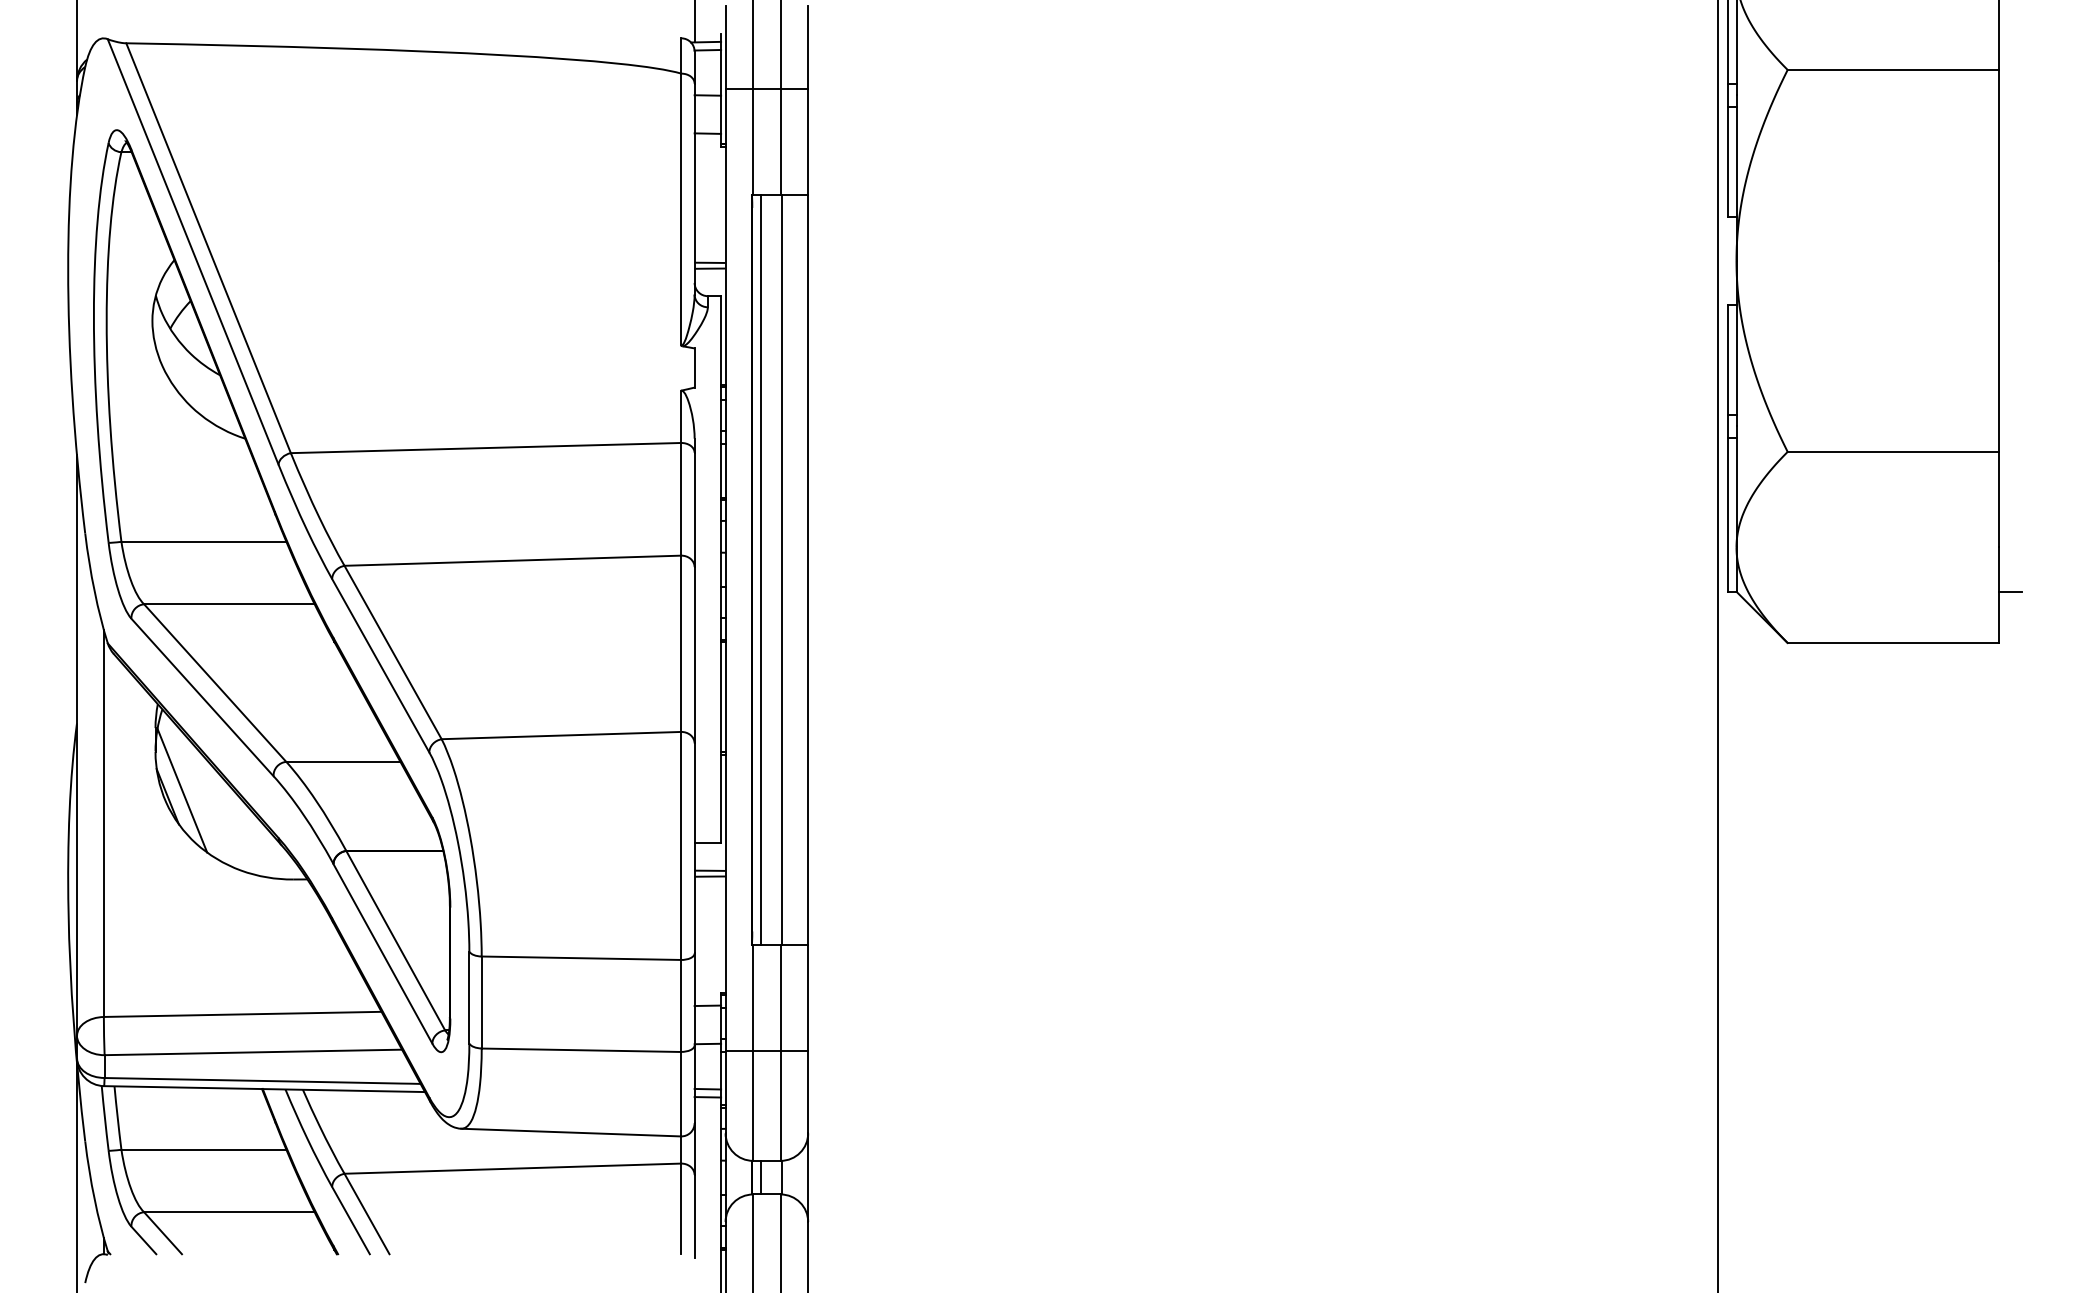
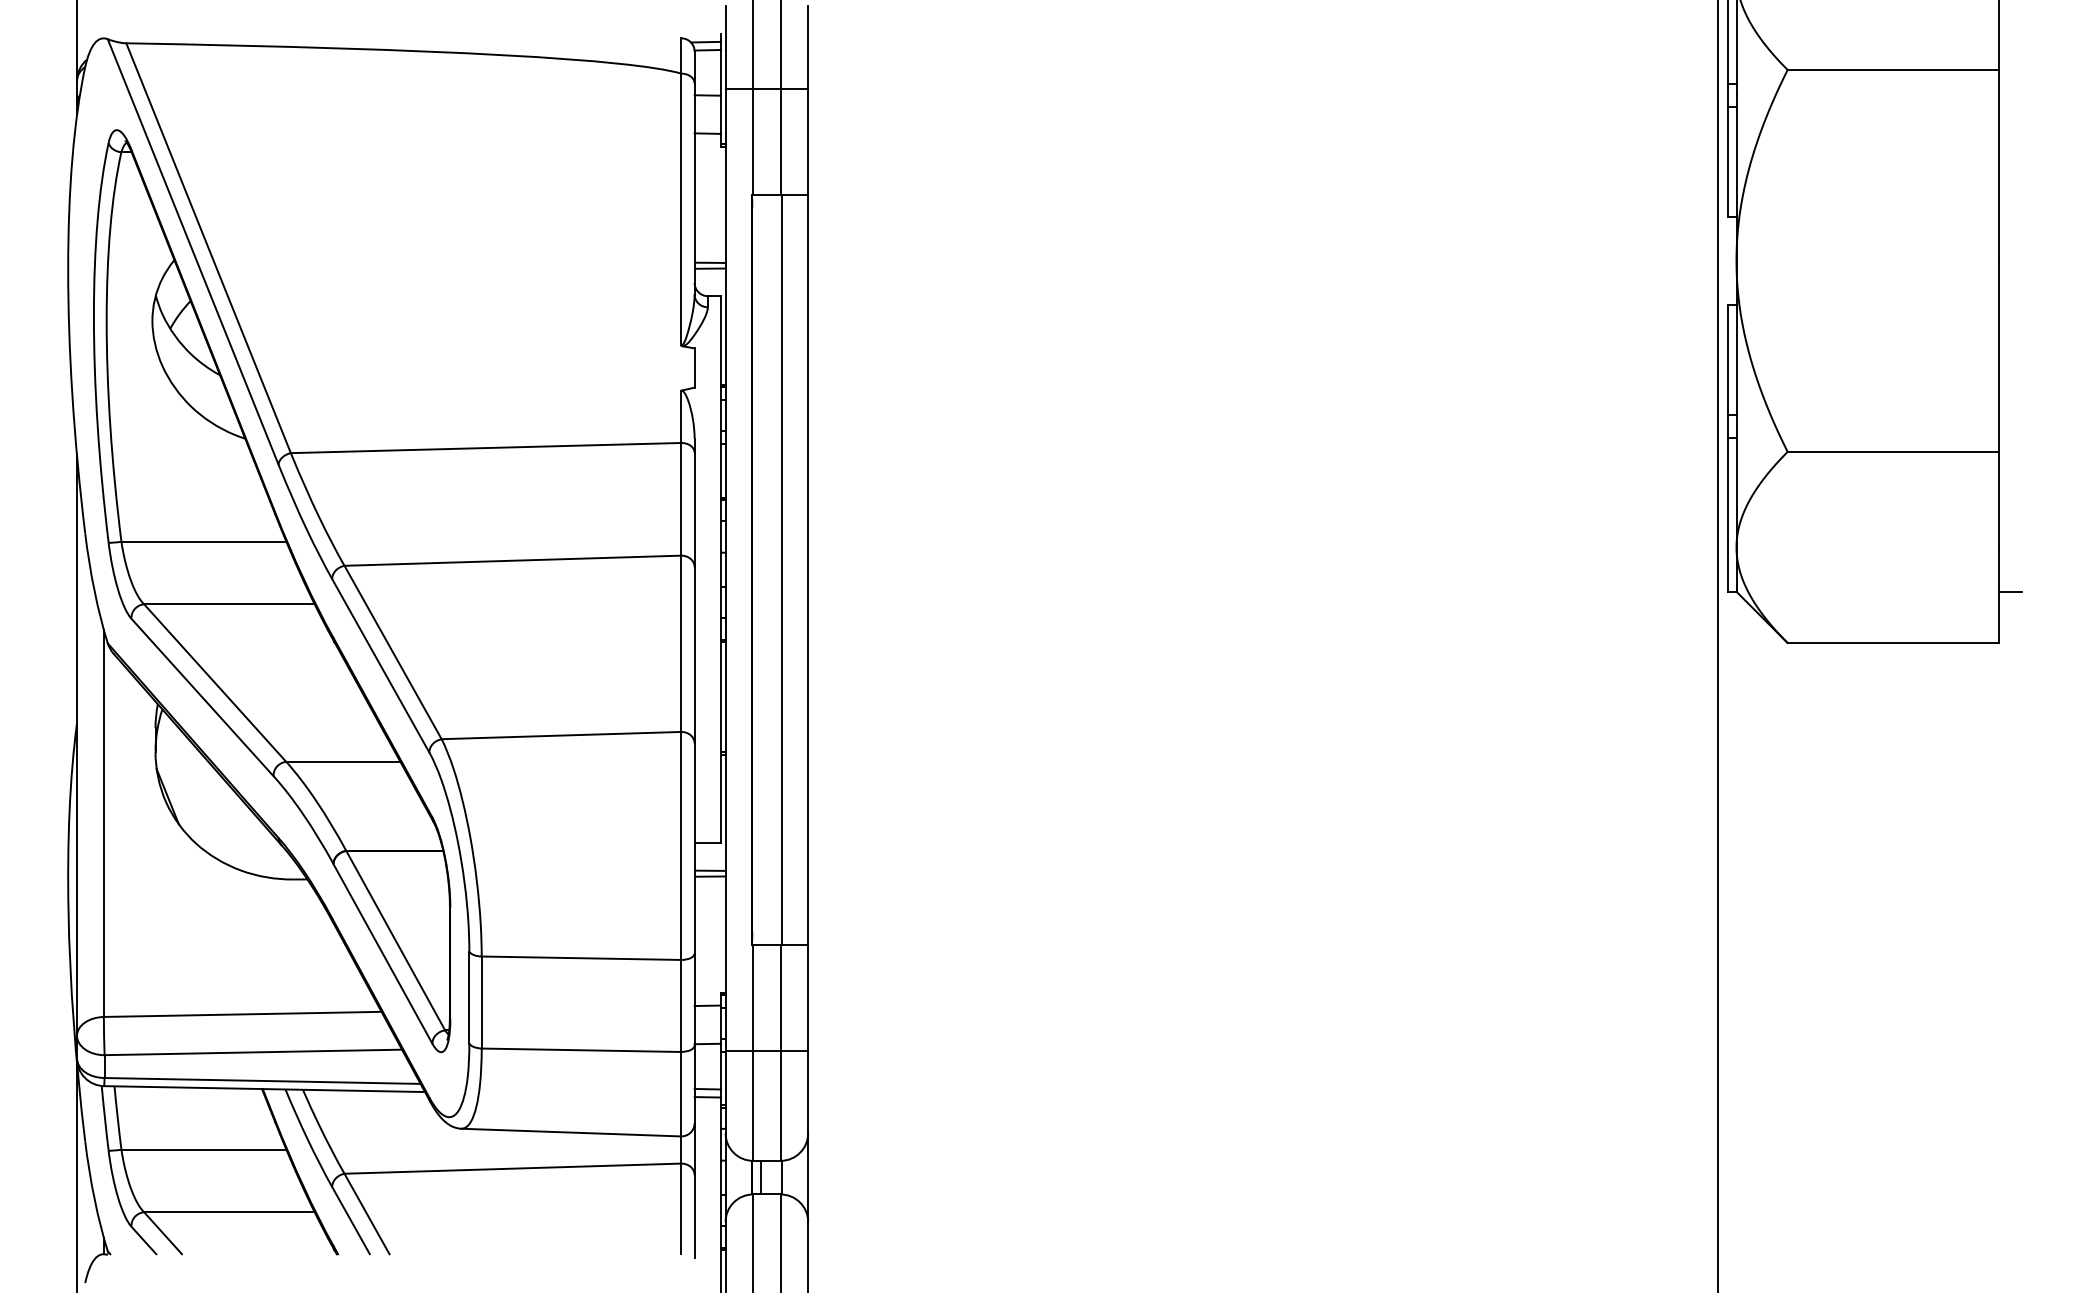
line: present -> none (694, 22)
line: present -> none (760, 569)
line: present -> none (182, 790)
